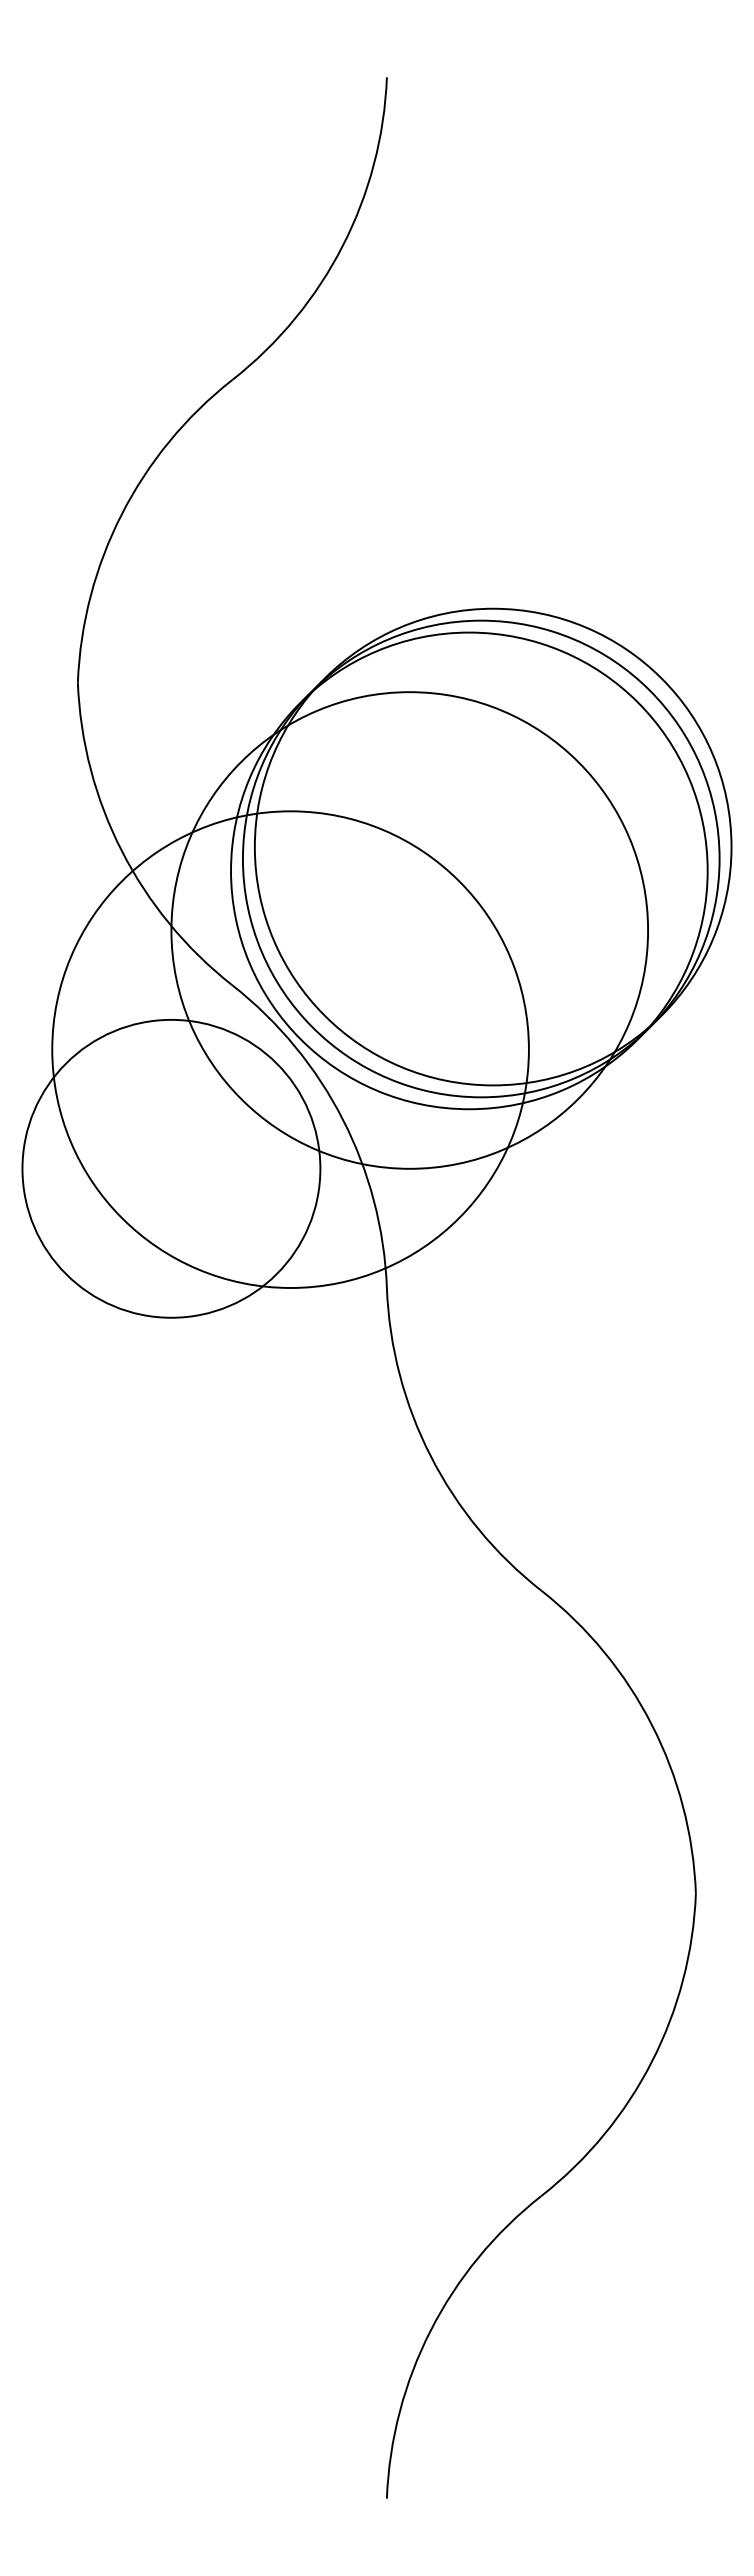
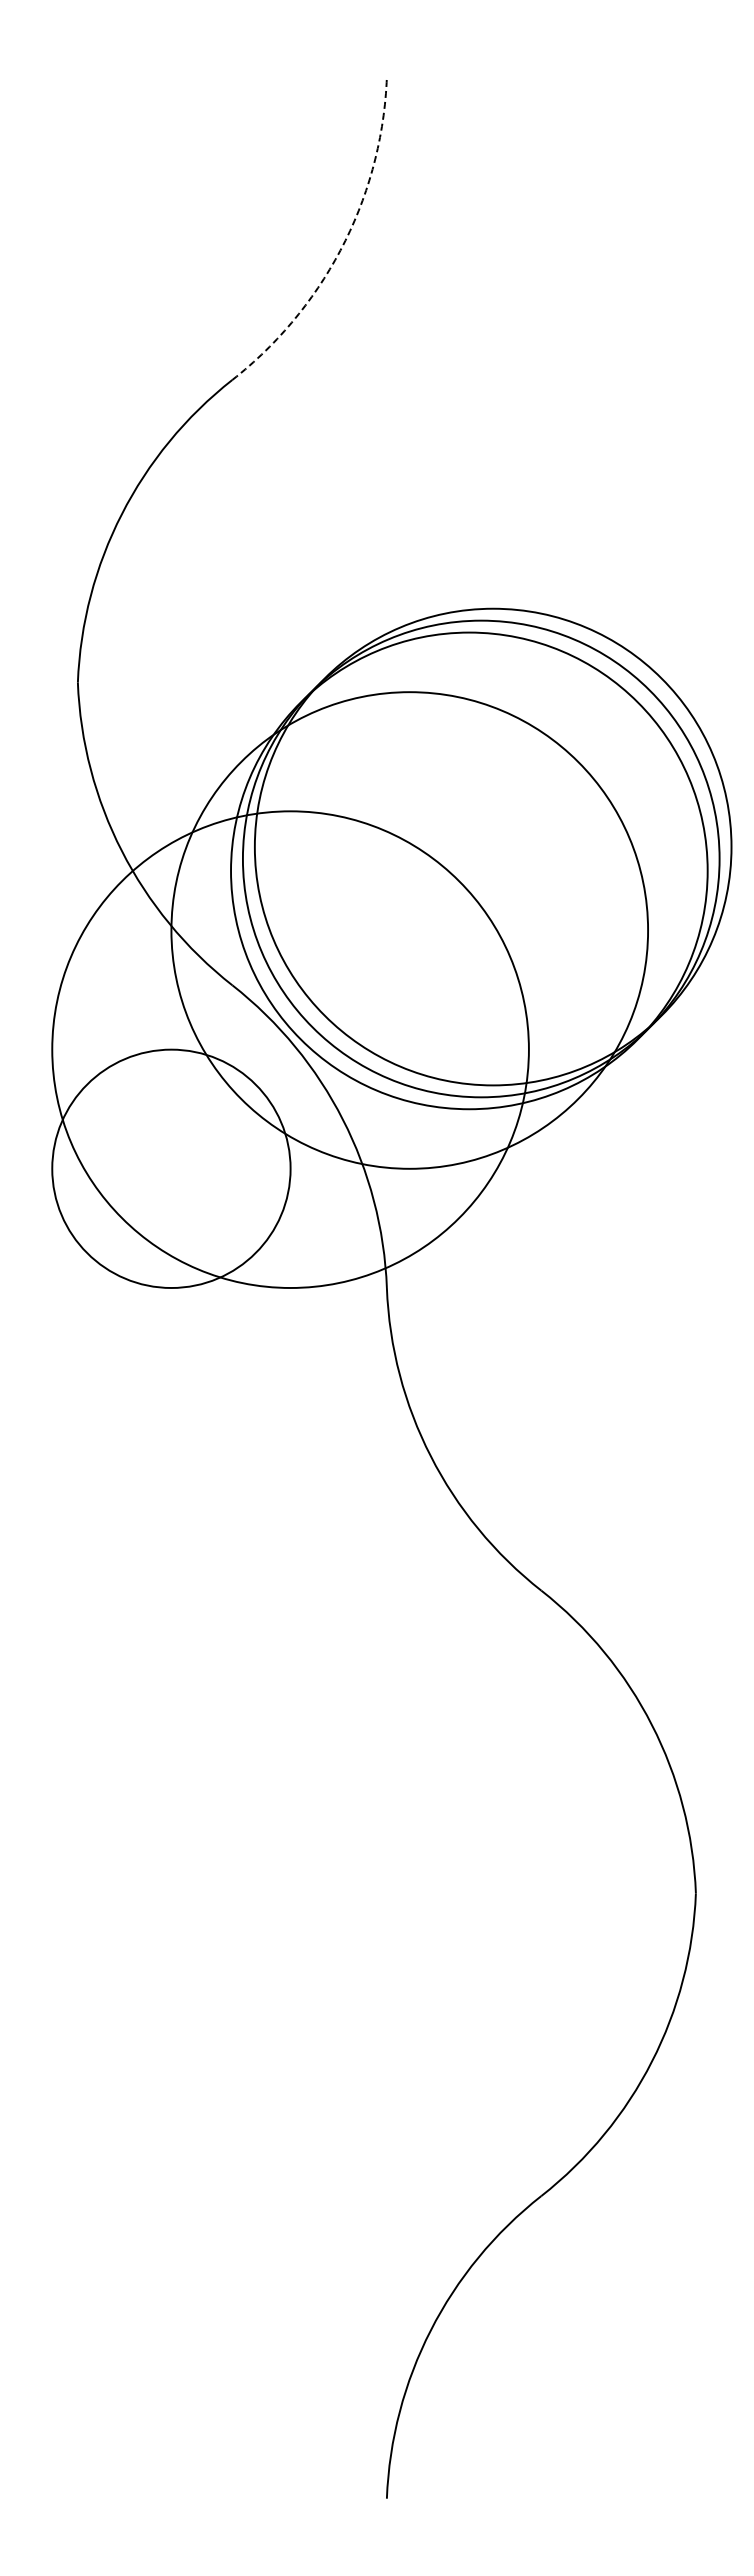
arc: solid -> dashed (342, 245)
circle diameter: 298 px -> 238 px (171, 1168)
